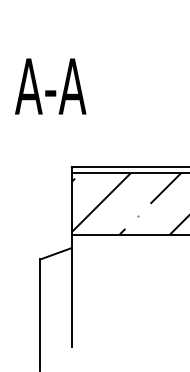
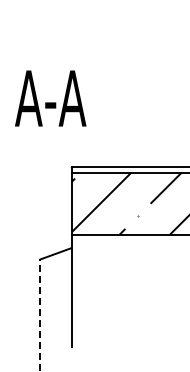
text position: (50, 86) -> (50, 98) (50, 98)
line: solid -> dashed (40, 314)
